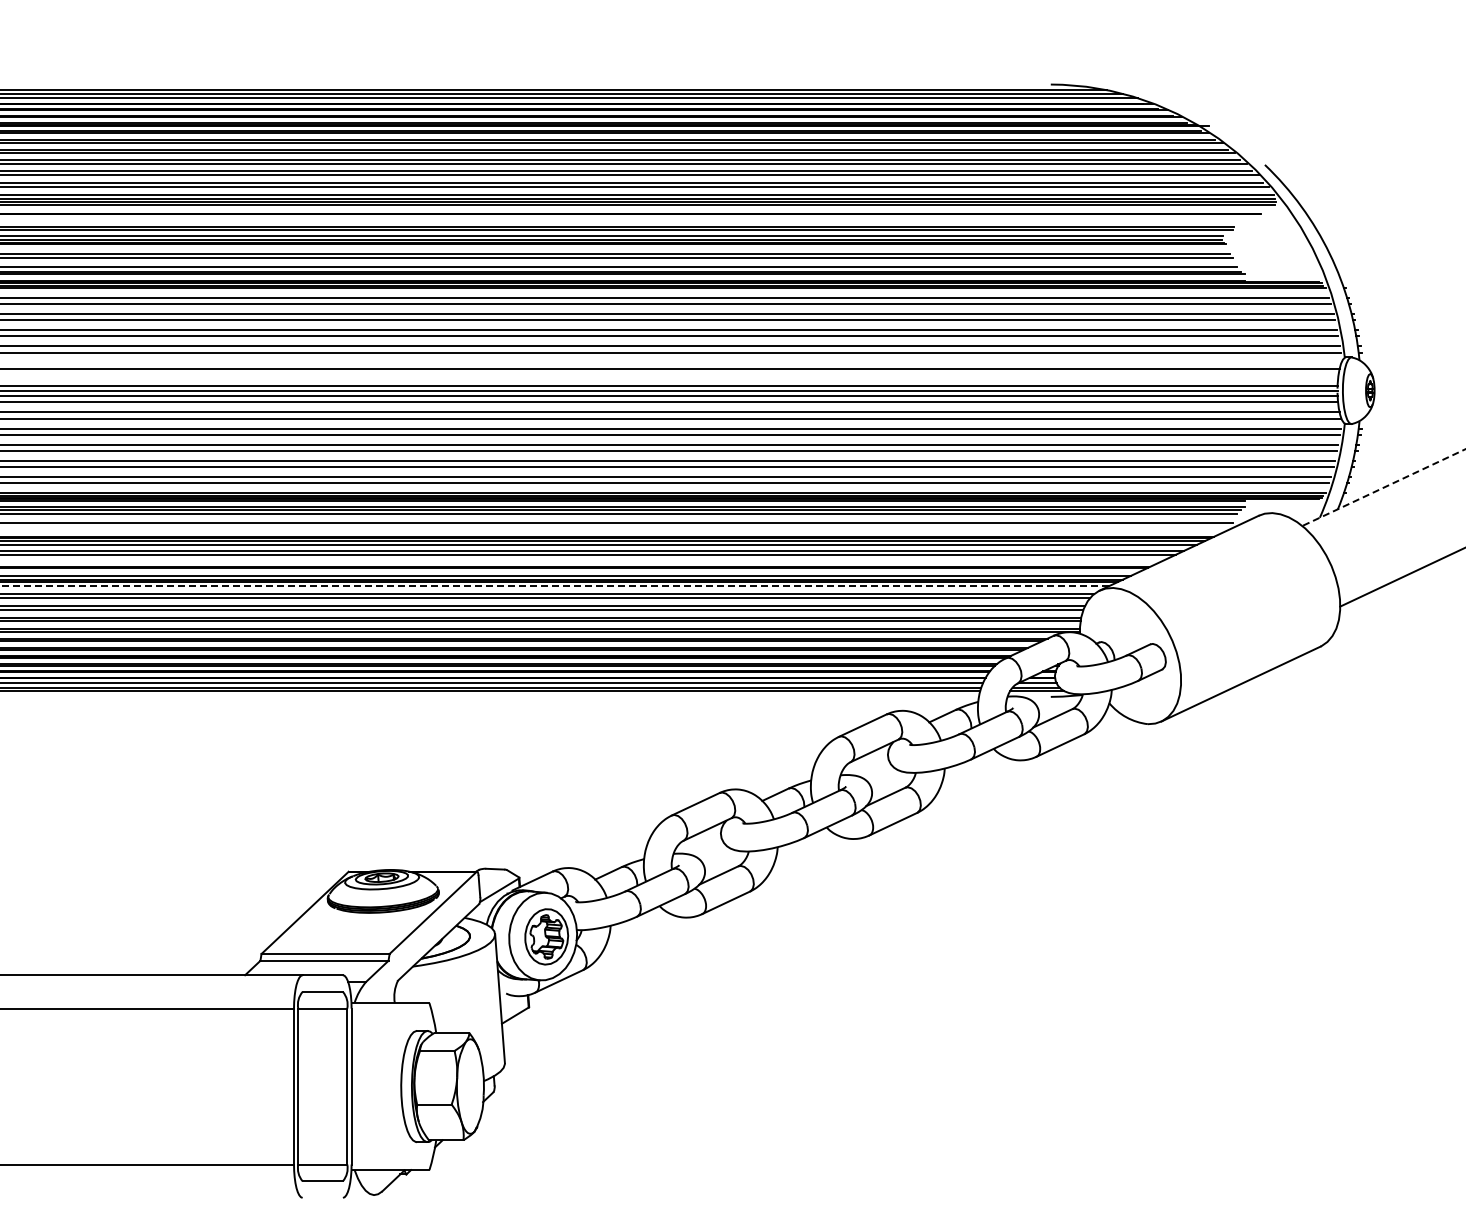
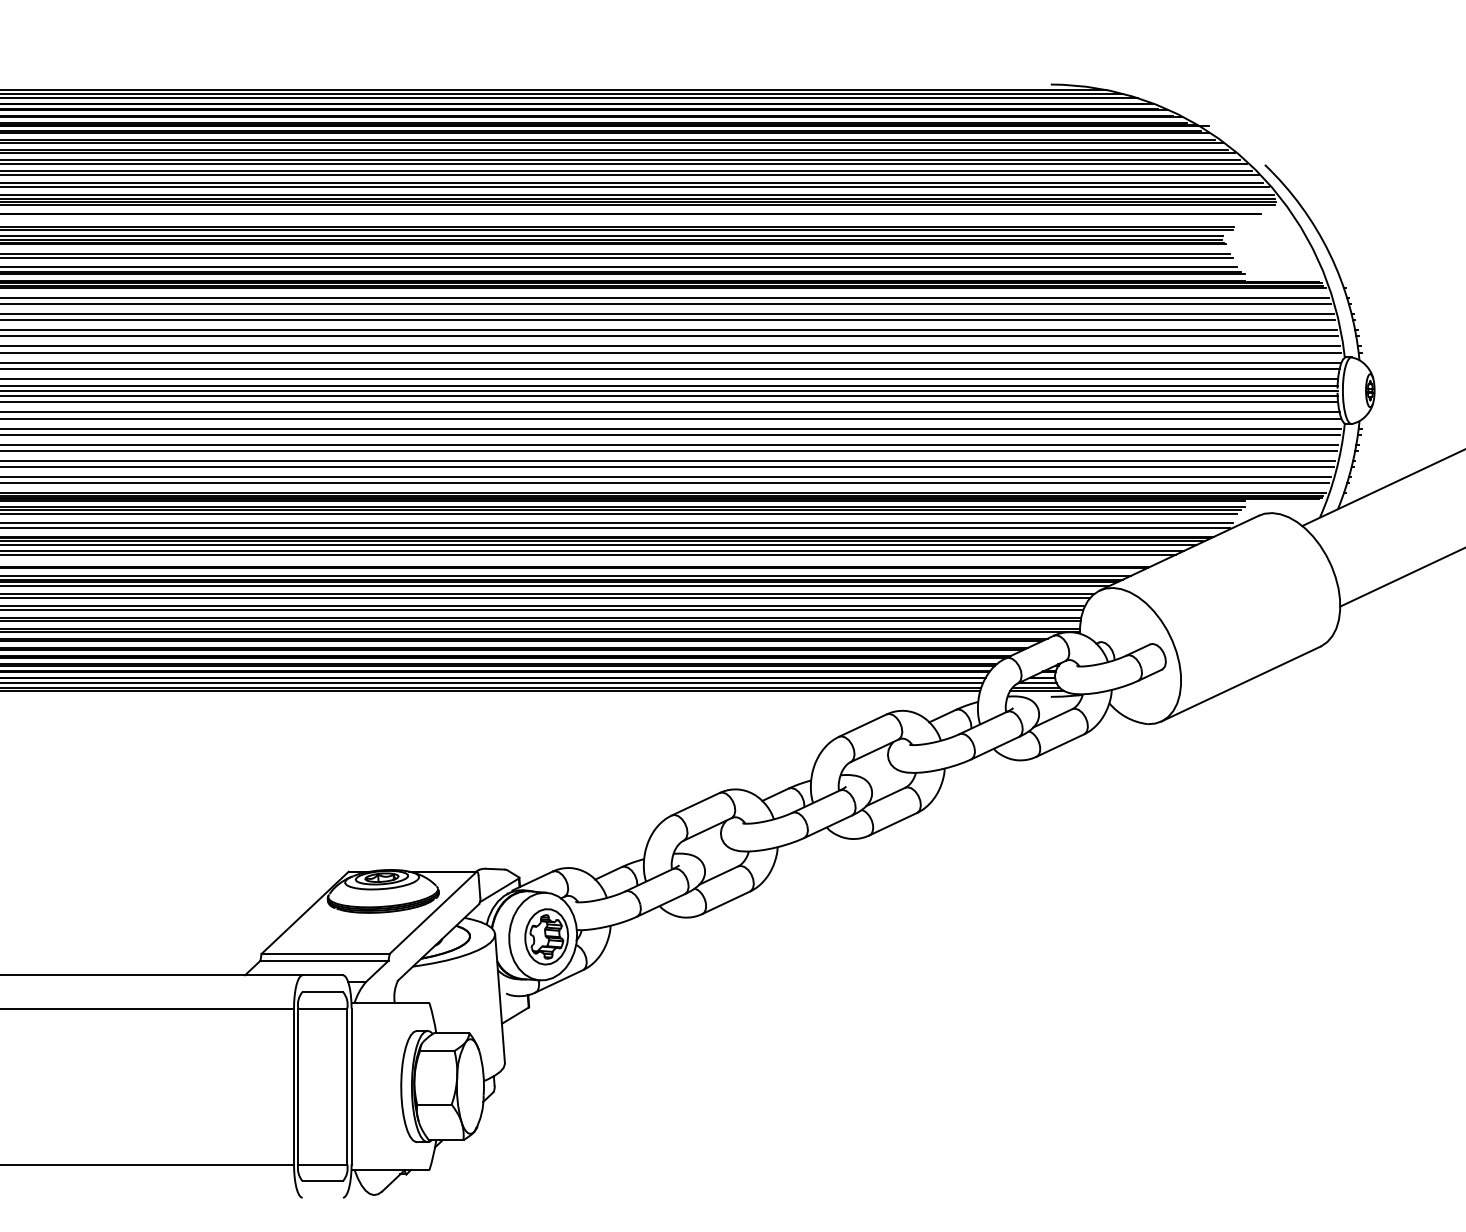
line: none -> present (671, 362)
line: none -> present (669, 379)
line: dashed -> solid (1383, 487)
line: none -> present (615, 527)
line: dashed -> solid (554, 586)
